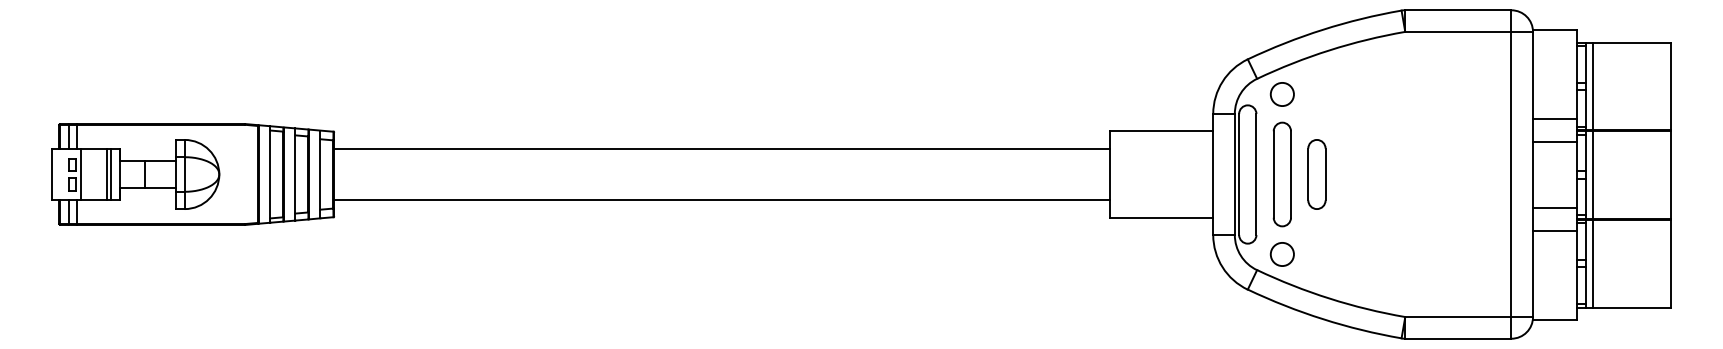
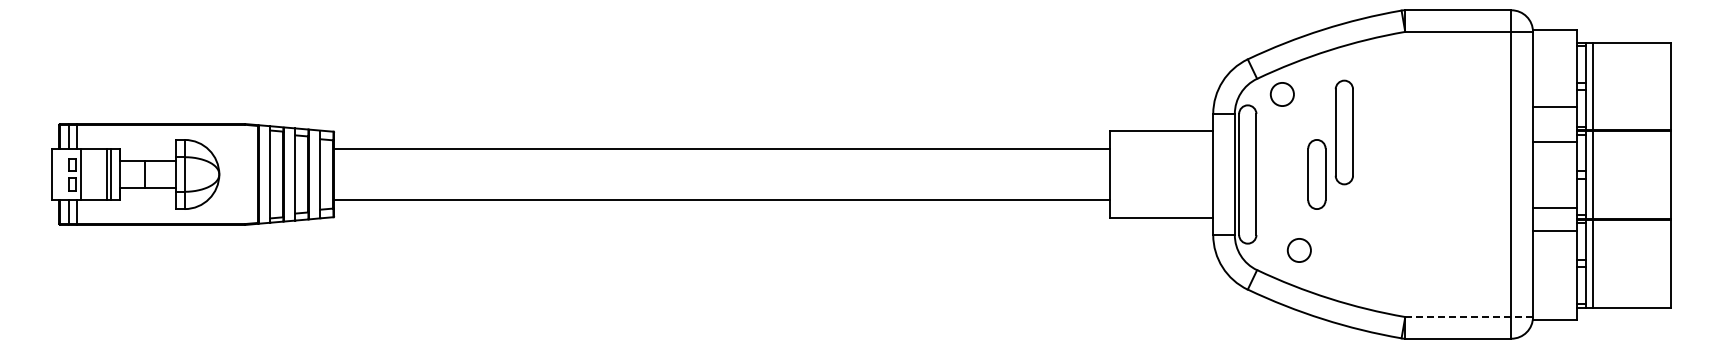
line position: (1555, 119) -> (1555, 107) (1555, 107)
part position: (1281, 174) -> (1343, 132) (1343, 132)
circle position: (1281, 254) -> (1298, 250) (1298, 250)
line: solid -> dashed (1469, 317)
